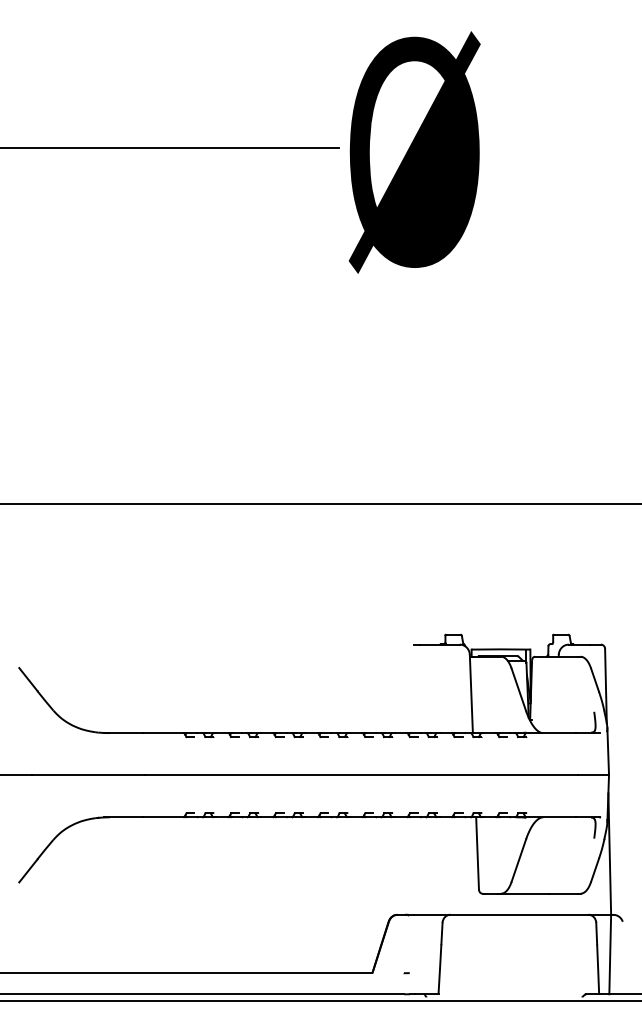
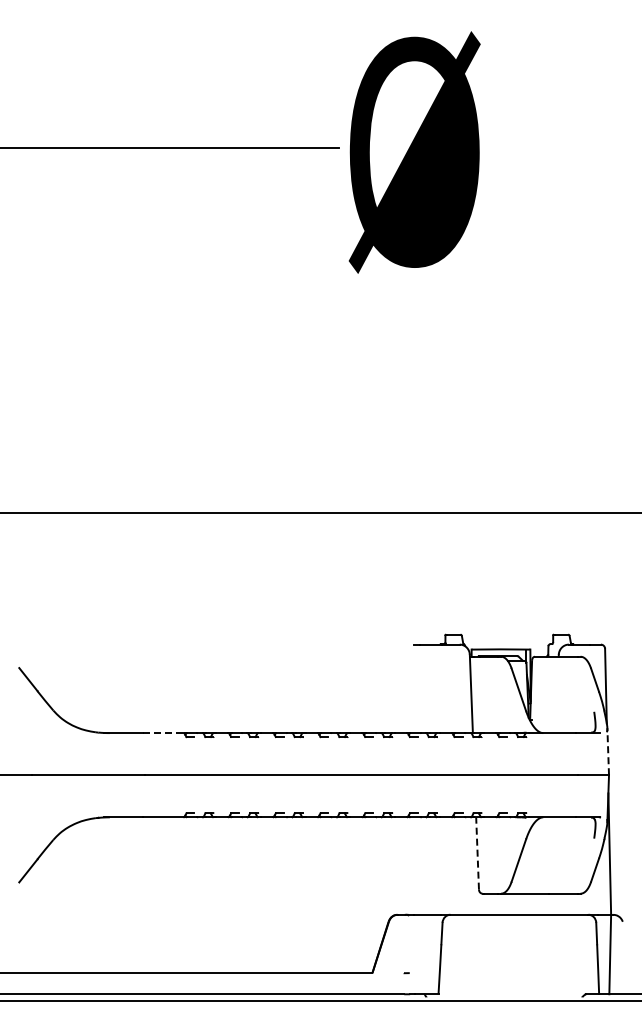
line position: (320, 503) -> (320, 512) (320, 512)
line: solid -> dashed (163, 733)
line: solid -> dashed (608, 751)
line: solid -> dashed (477, 852)
